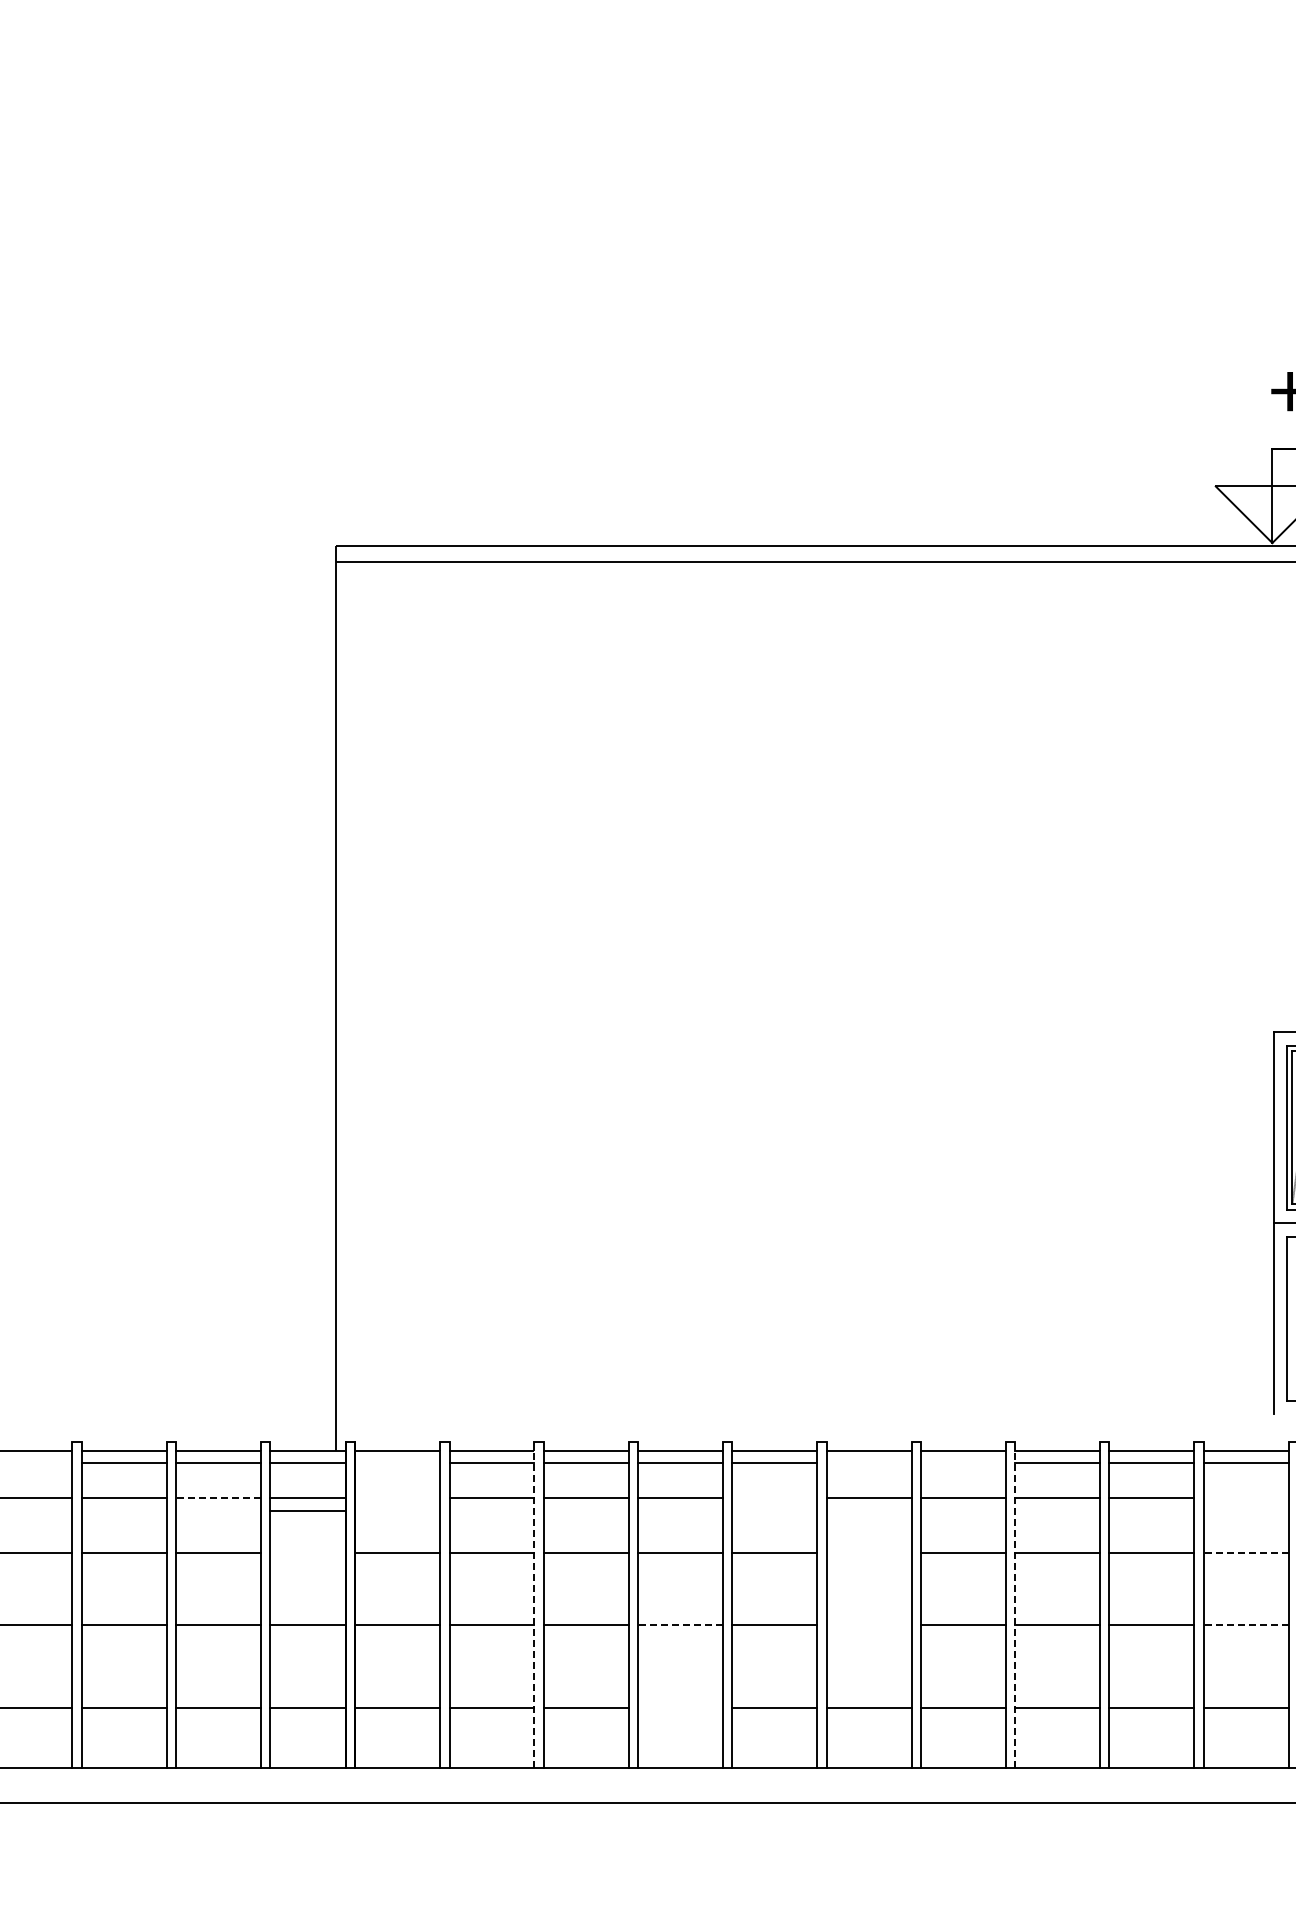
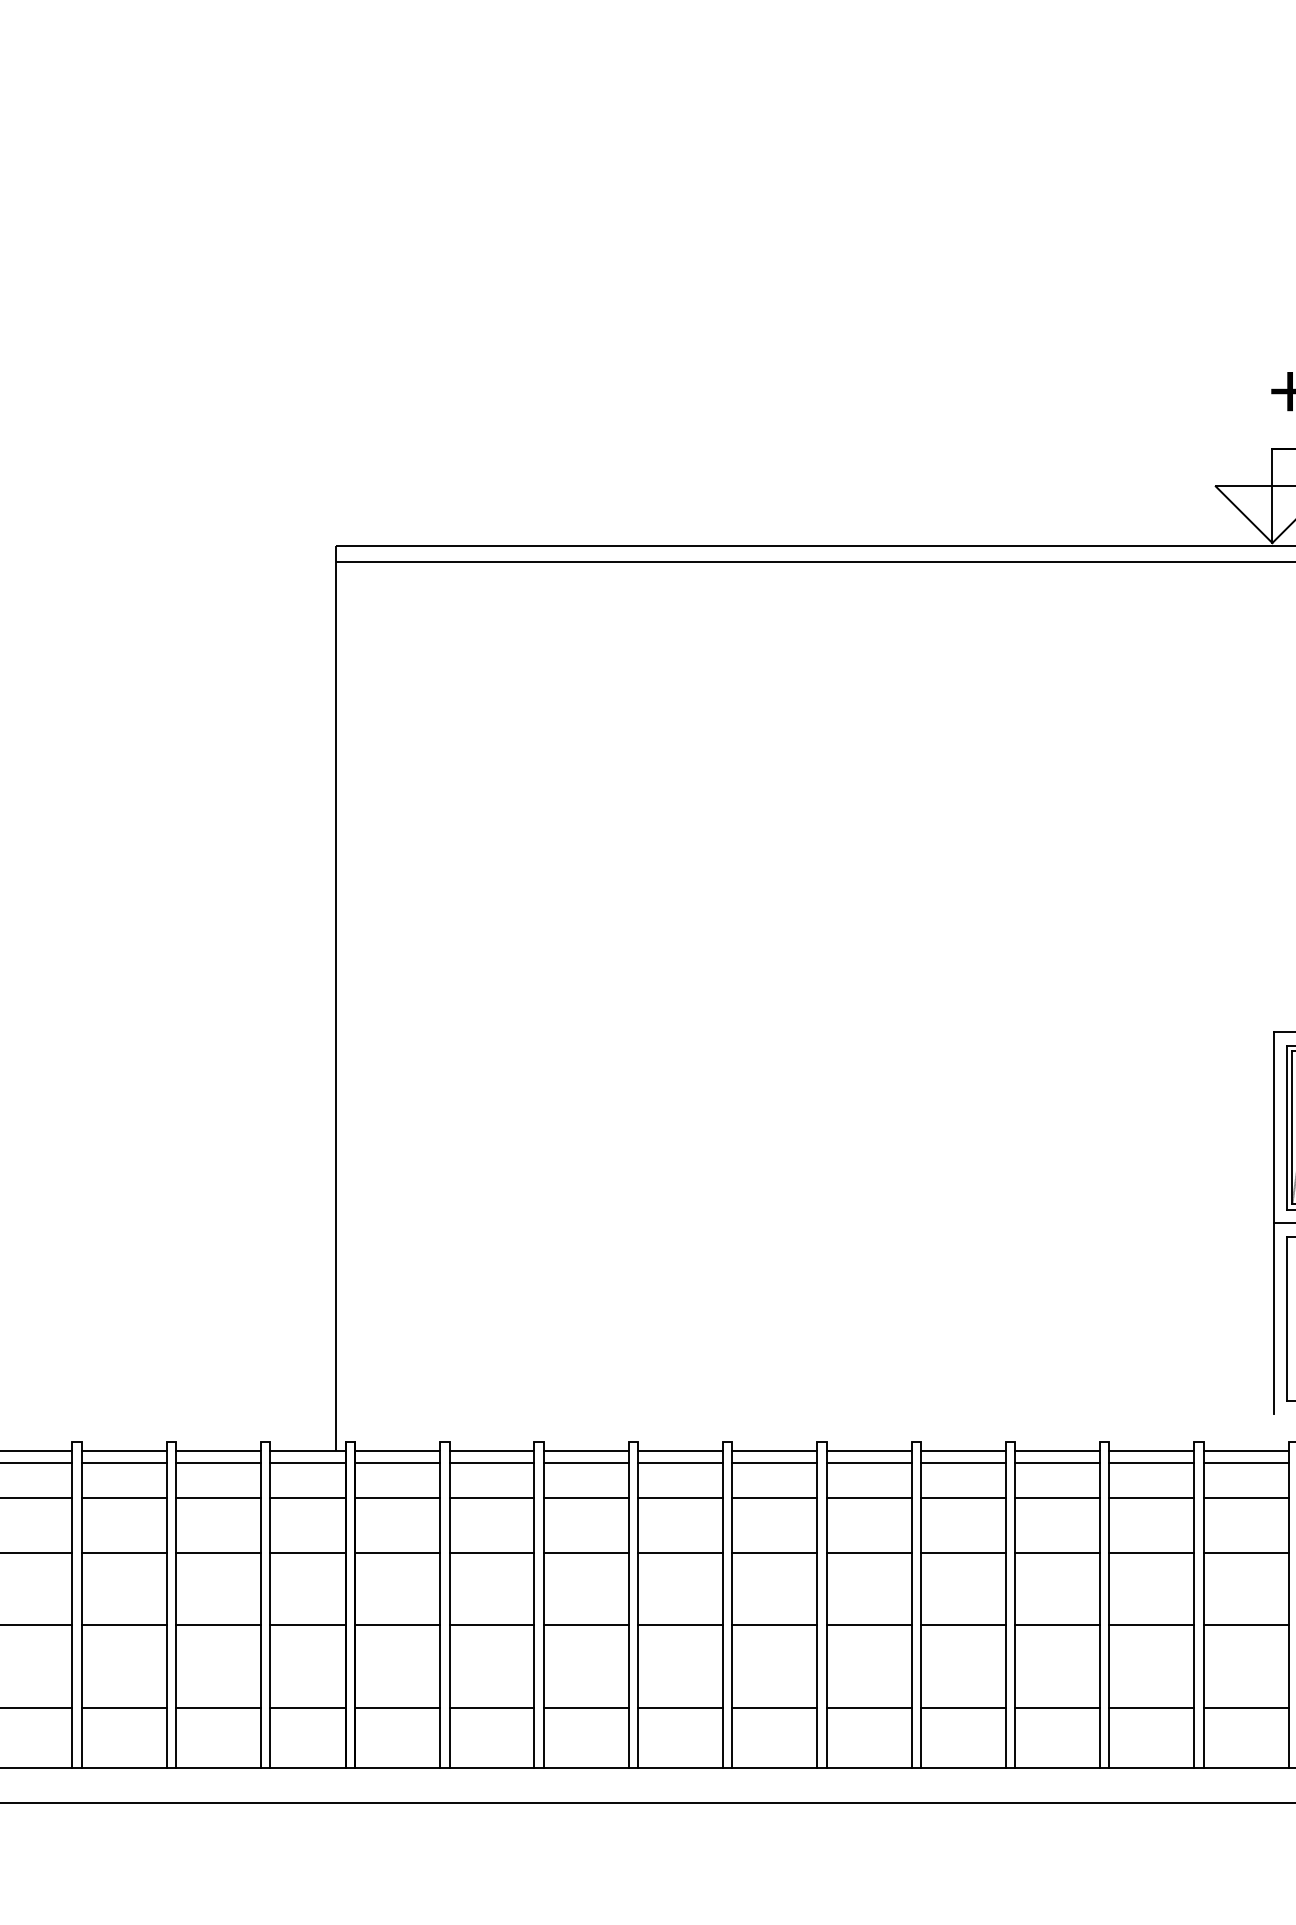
line: none -> present (37, 1463)
line: none -> present (397, 1463)
line: none -> present (868, 1463)
line: none -> present (962, 1463)
line: dashed -> solid (218, 1497)
line: none -> present (397, 1497)
line: none -> present (774, 1497)
line: none -> present (1245, 1497)
line position: (307, 1510) -> (307, 1552) (307, 1552)
line: none -> present (868, 1552)
line: dashed -> solid (1245, 1552)
line: dashed -> solid (534, 1609)
line: dashed -> solid (1015, 1609)
line: dashed -> solid (680, 1624)
line: none -> present (868, 1624)
line: dashed -> solid (1245, 1624)
line: none -> present (680, 1708)
